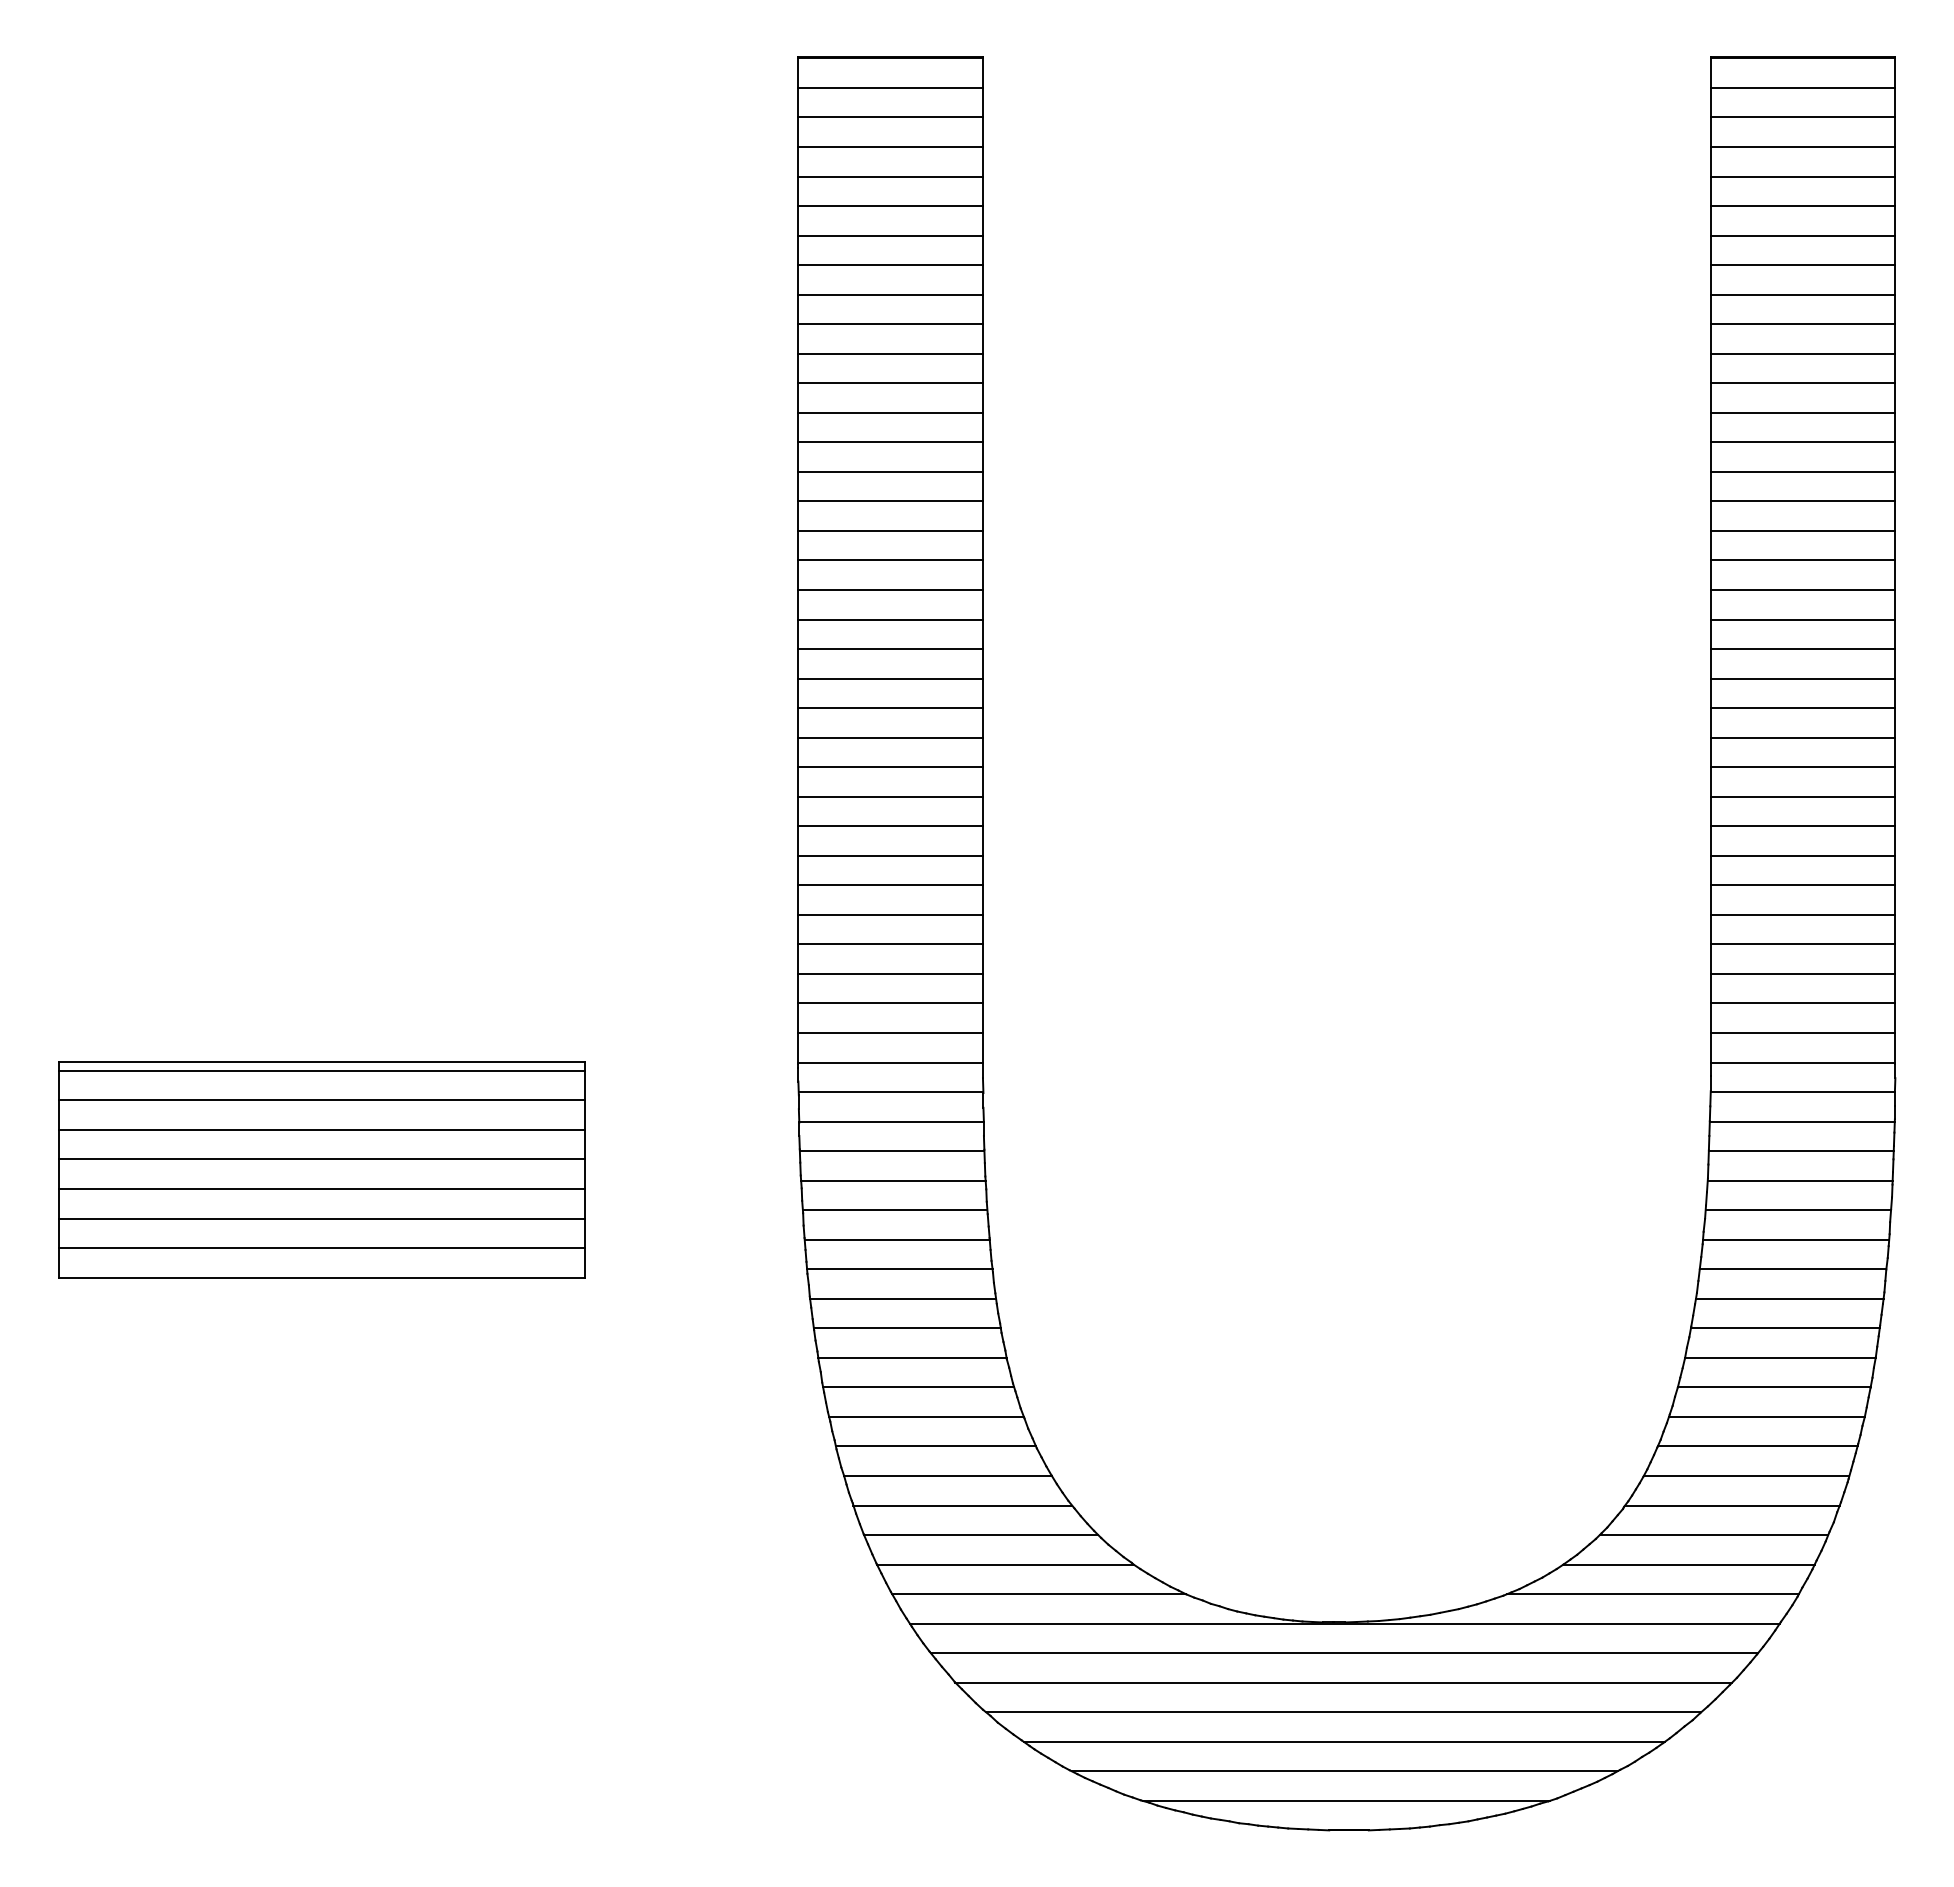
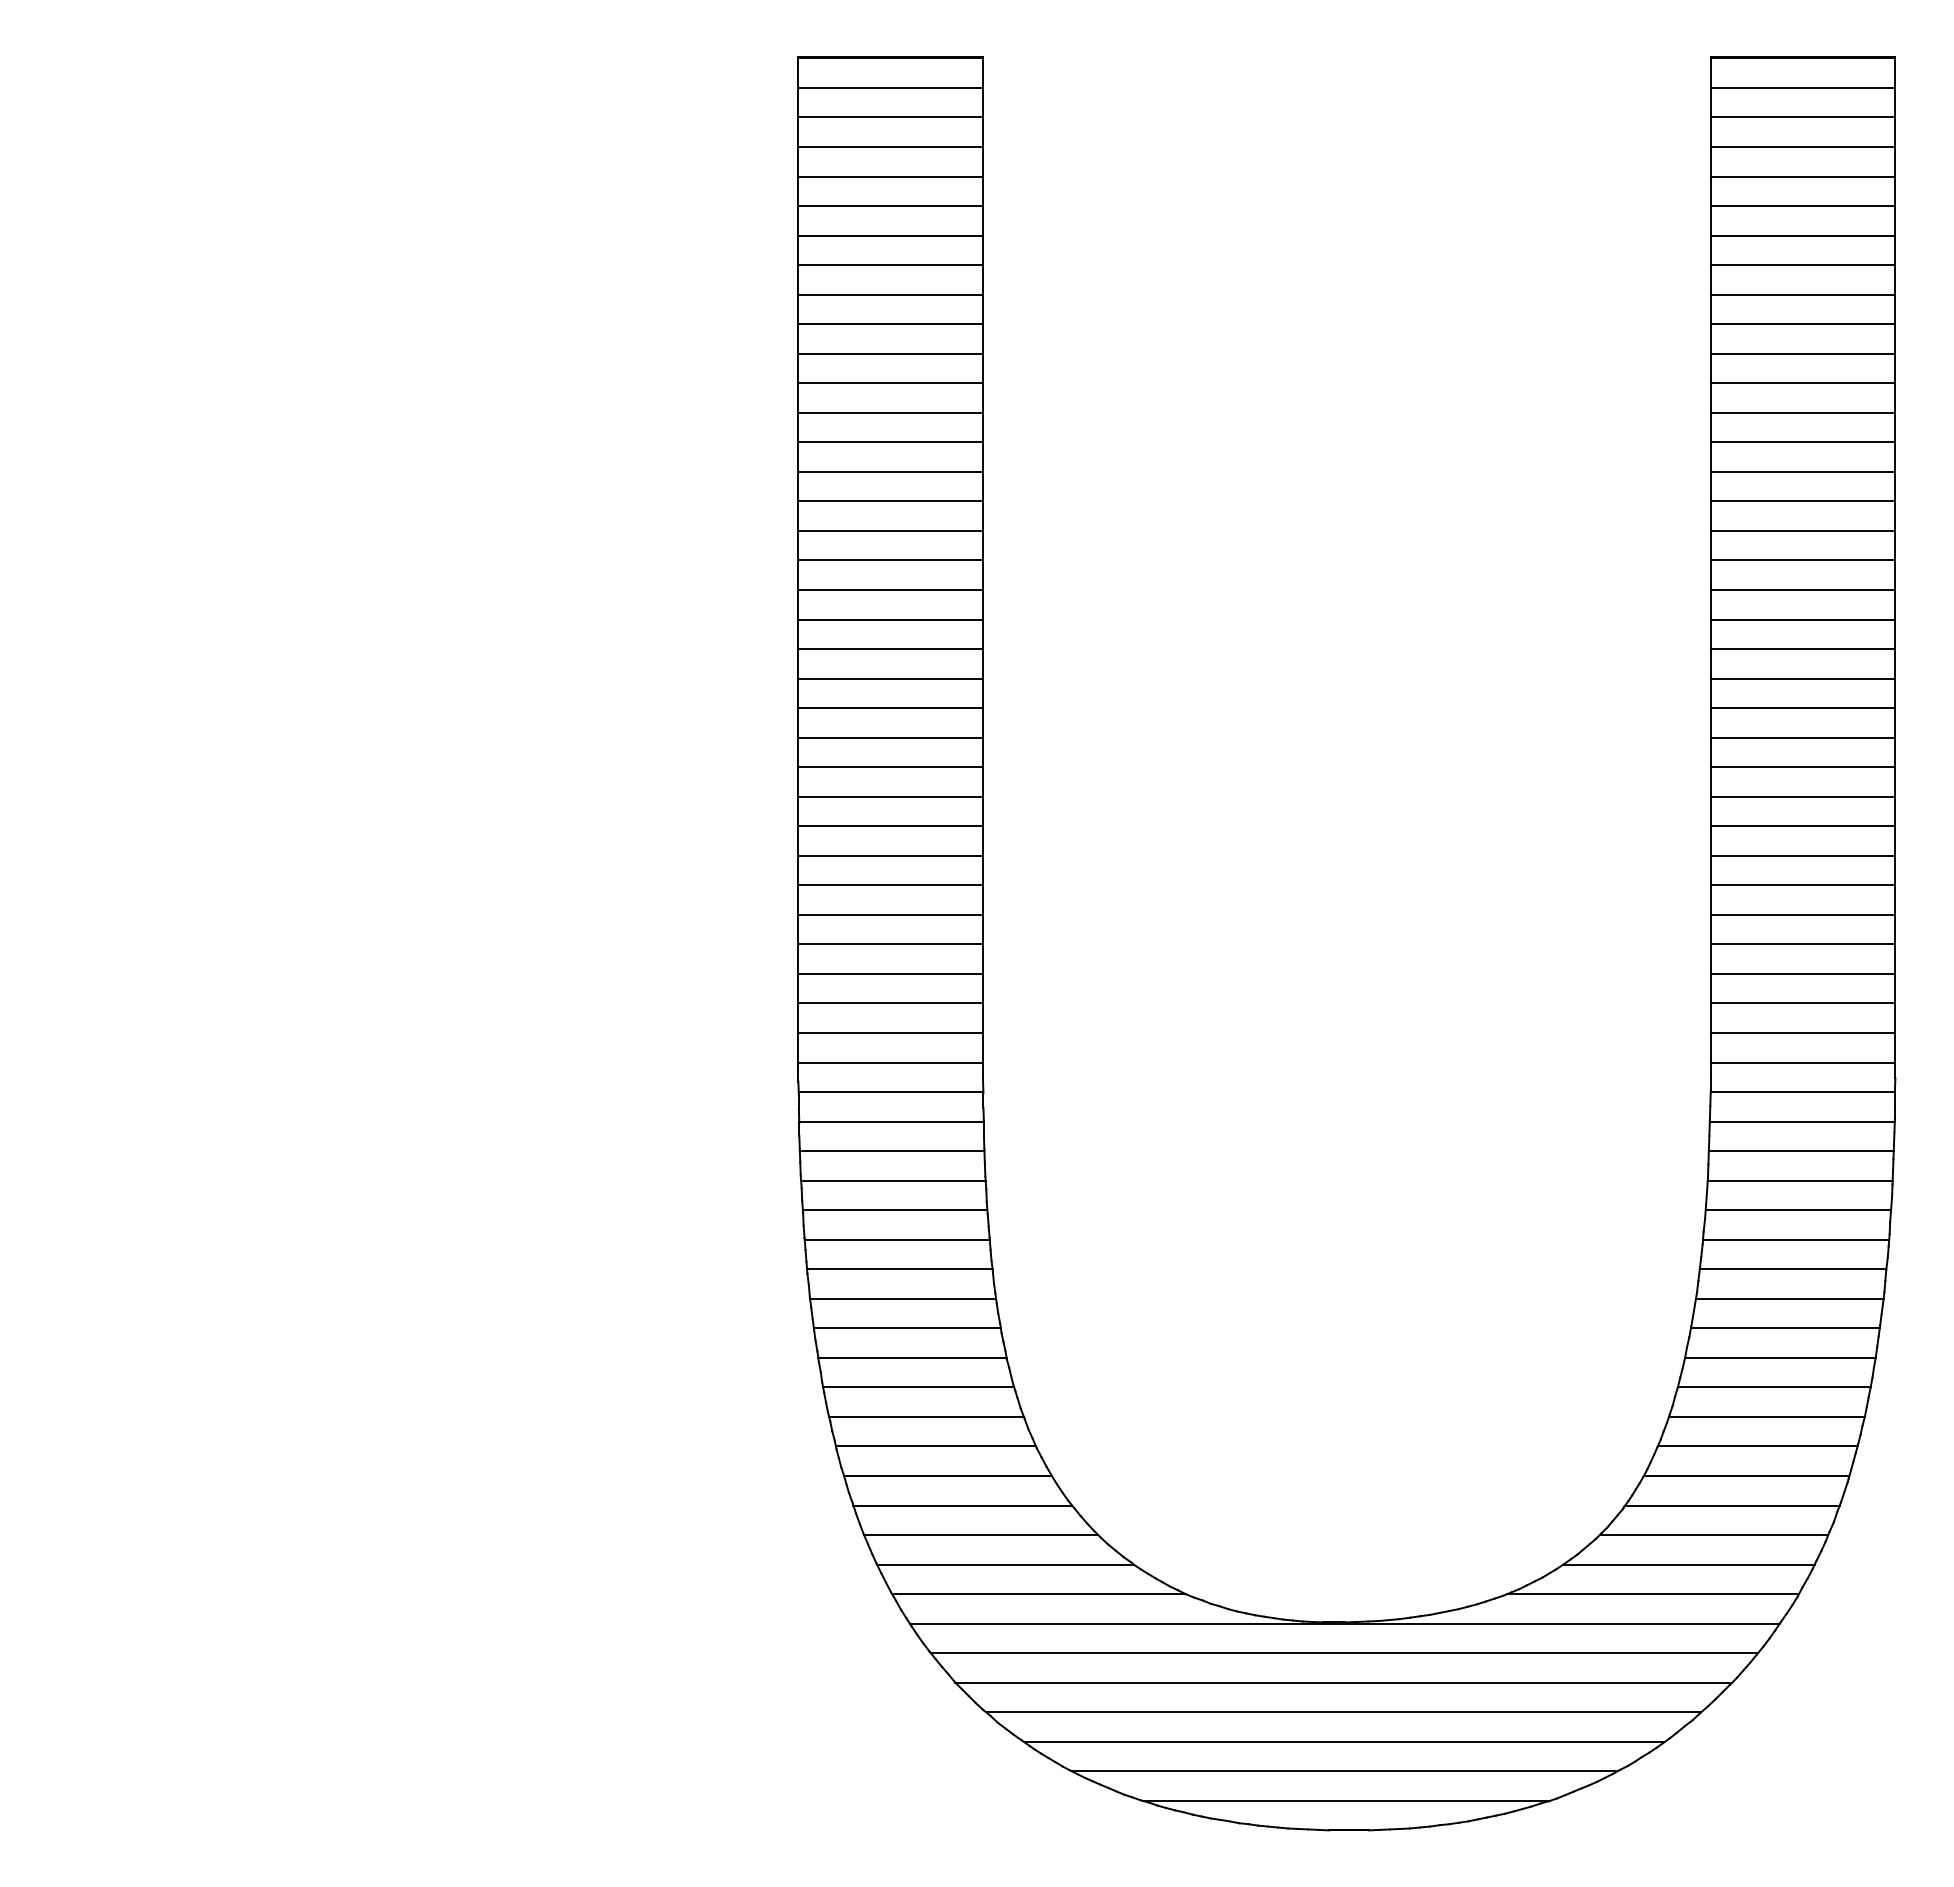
part: present -> none (321, 1169)
